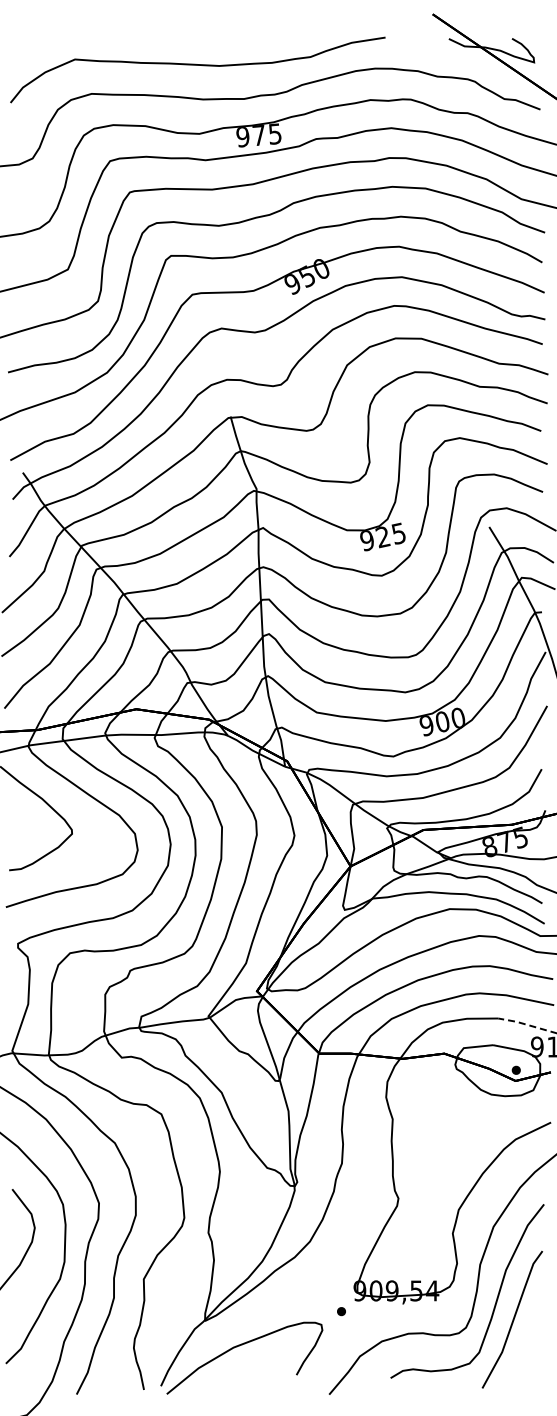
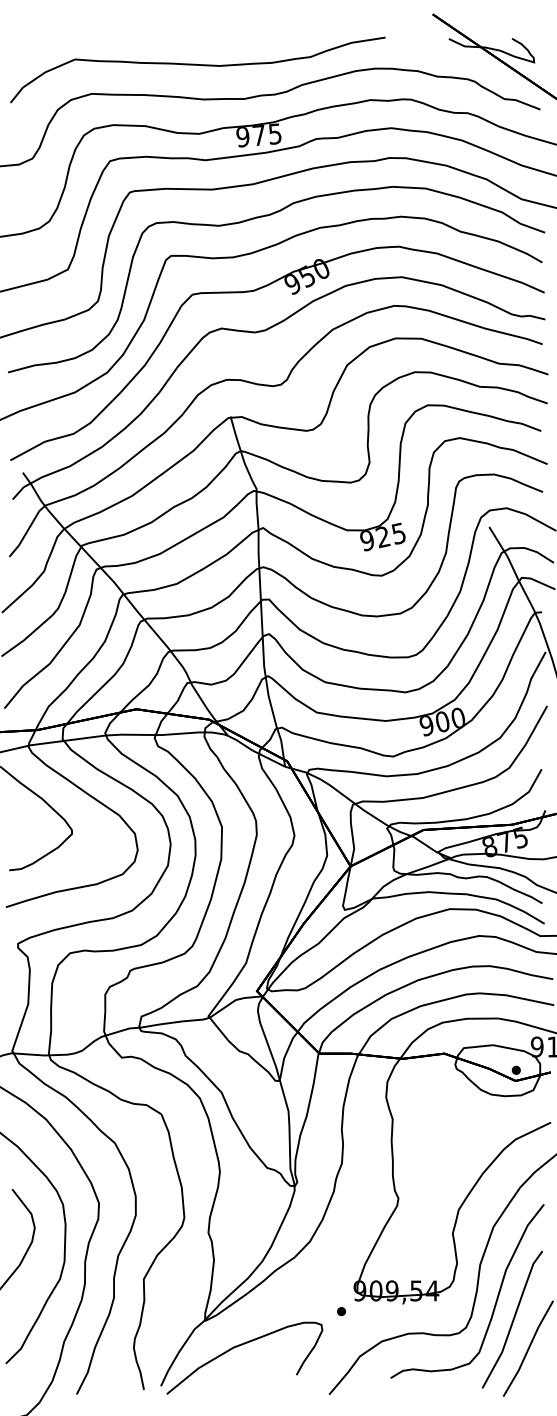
line: dashed -> solid (527, 1024)
line: none -> present (528, 1348)
